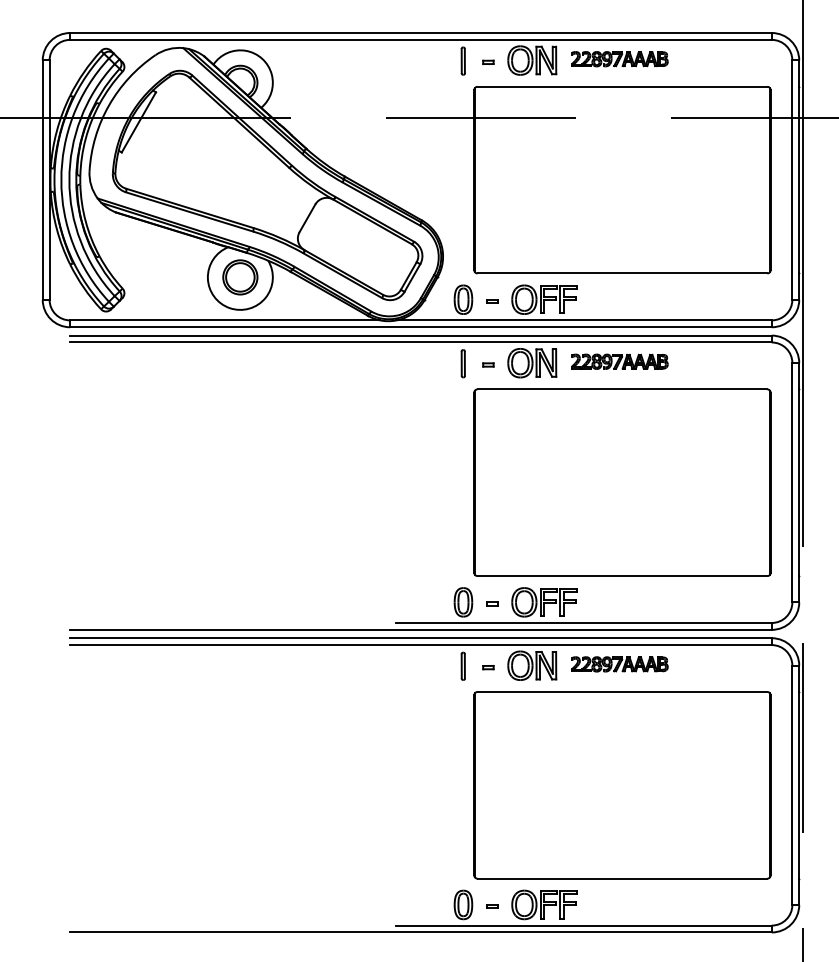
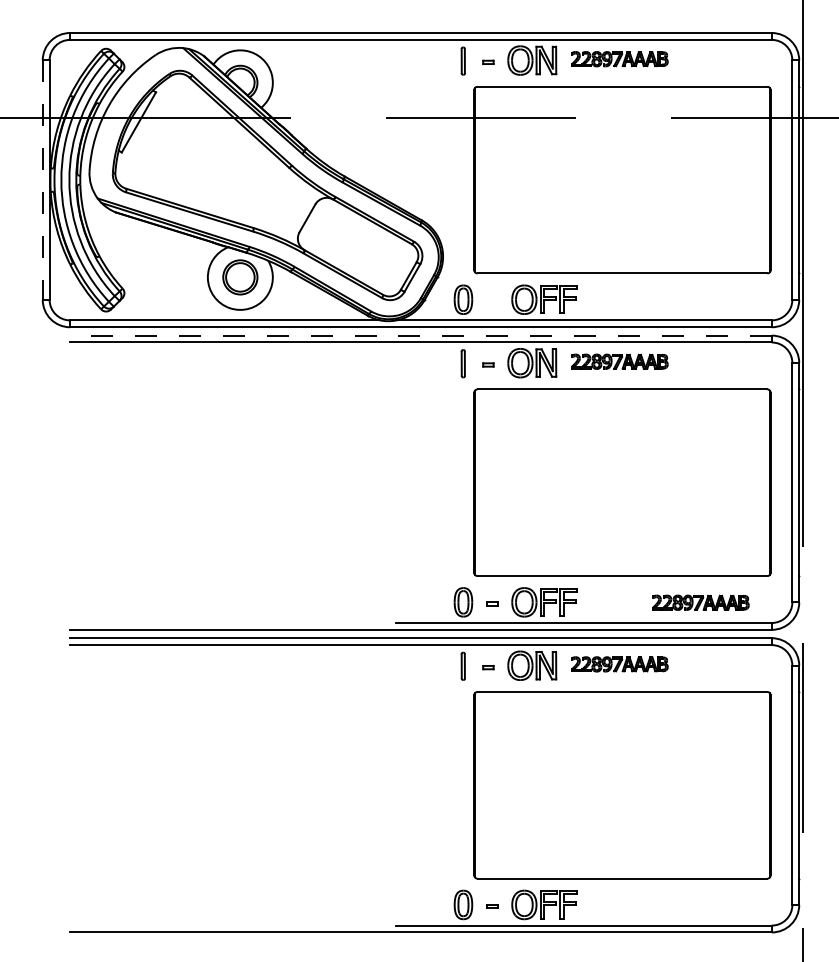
line: solid -> dashed (42, 180)
part: present -> none (492, 301)
line: solid -> dashed (420, 335)
part: none -> present (700, 602)
